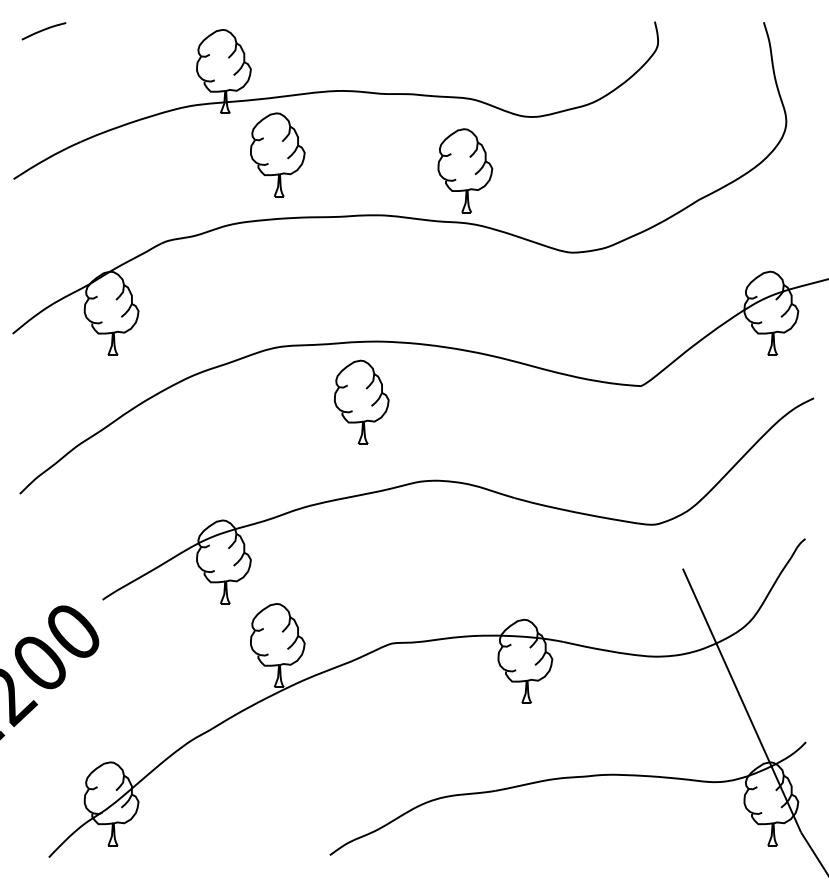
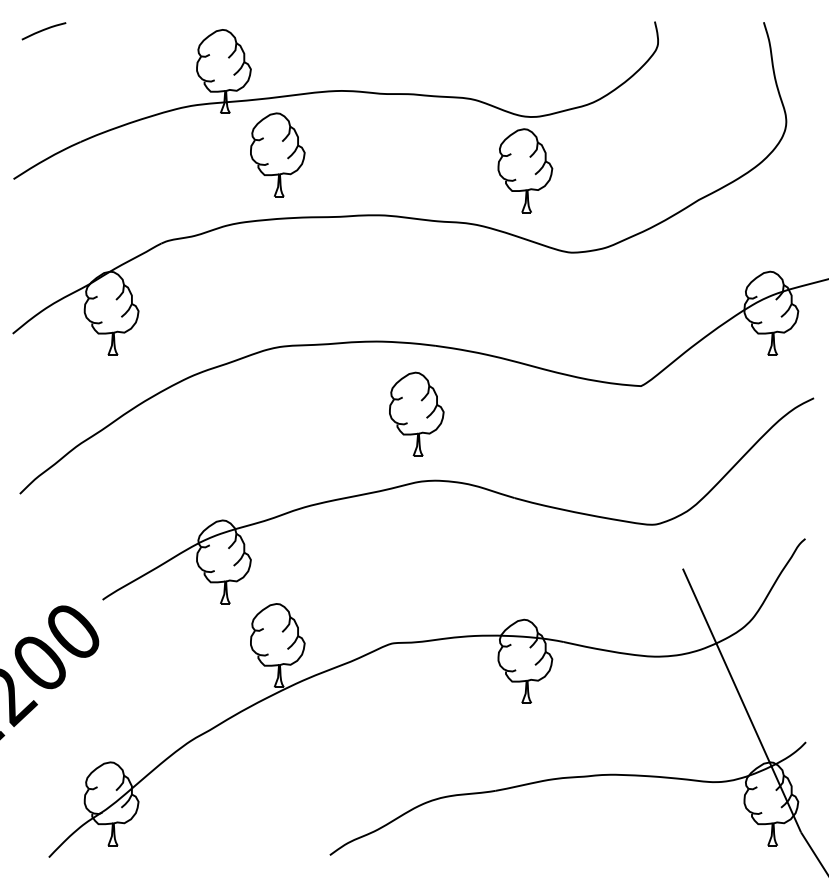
part position: (465, 170) -> (525, 170) (525, 170)
part position: (361, 401) -> (416, 413) (416, 413)
